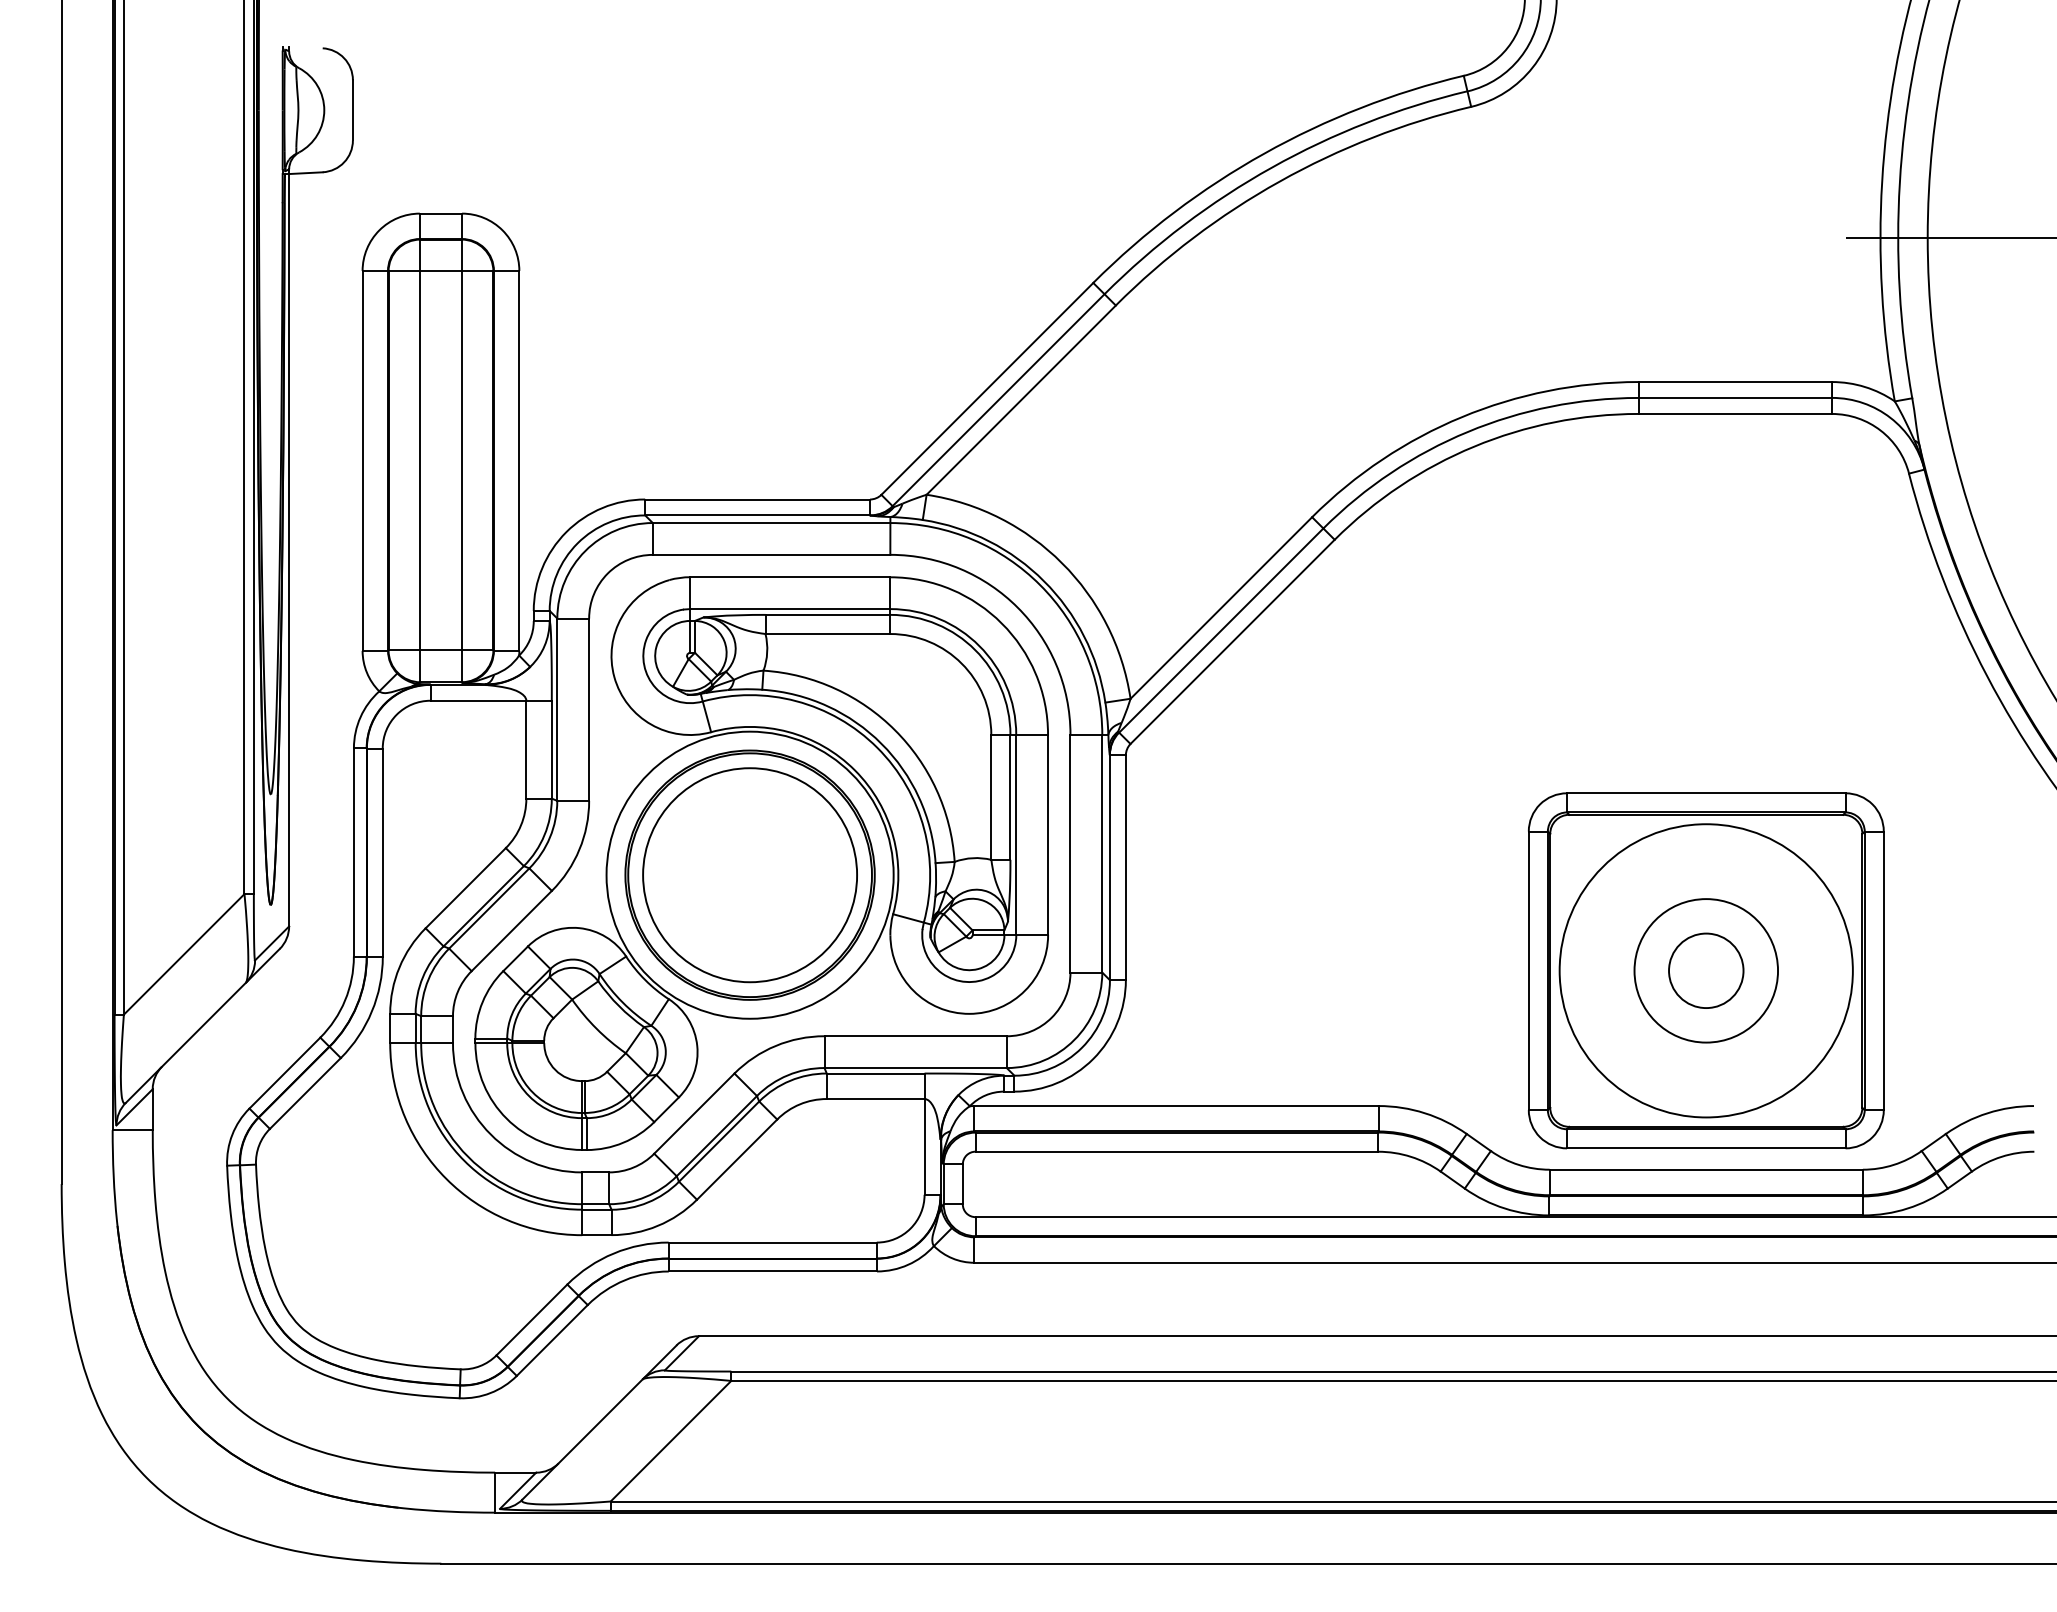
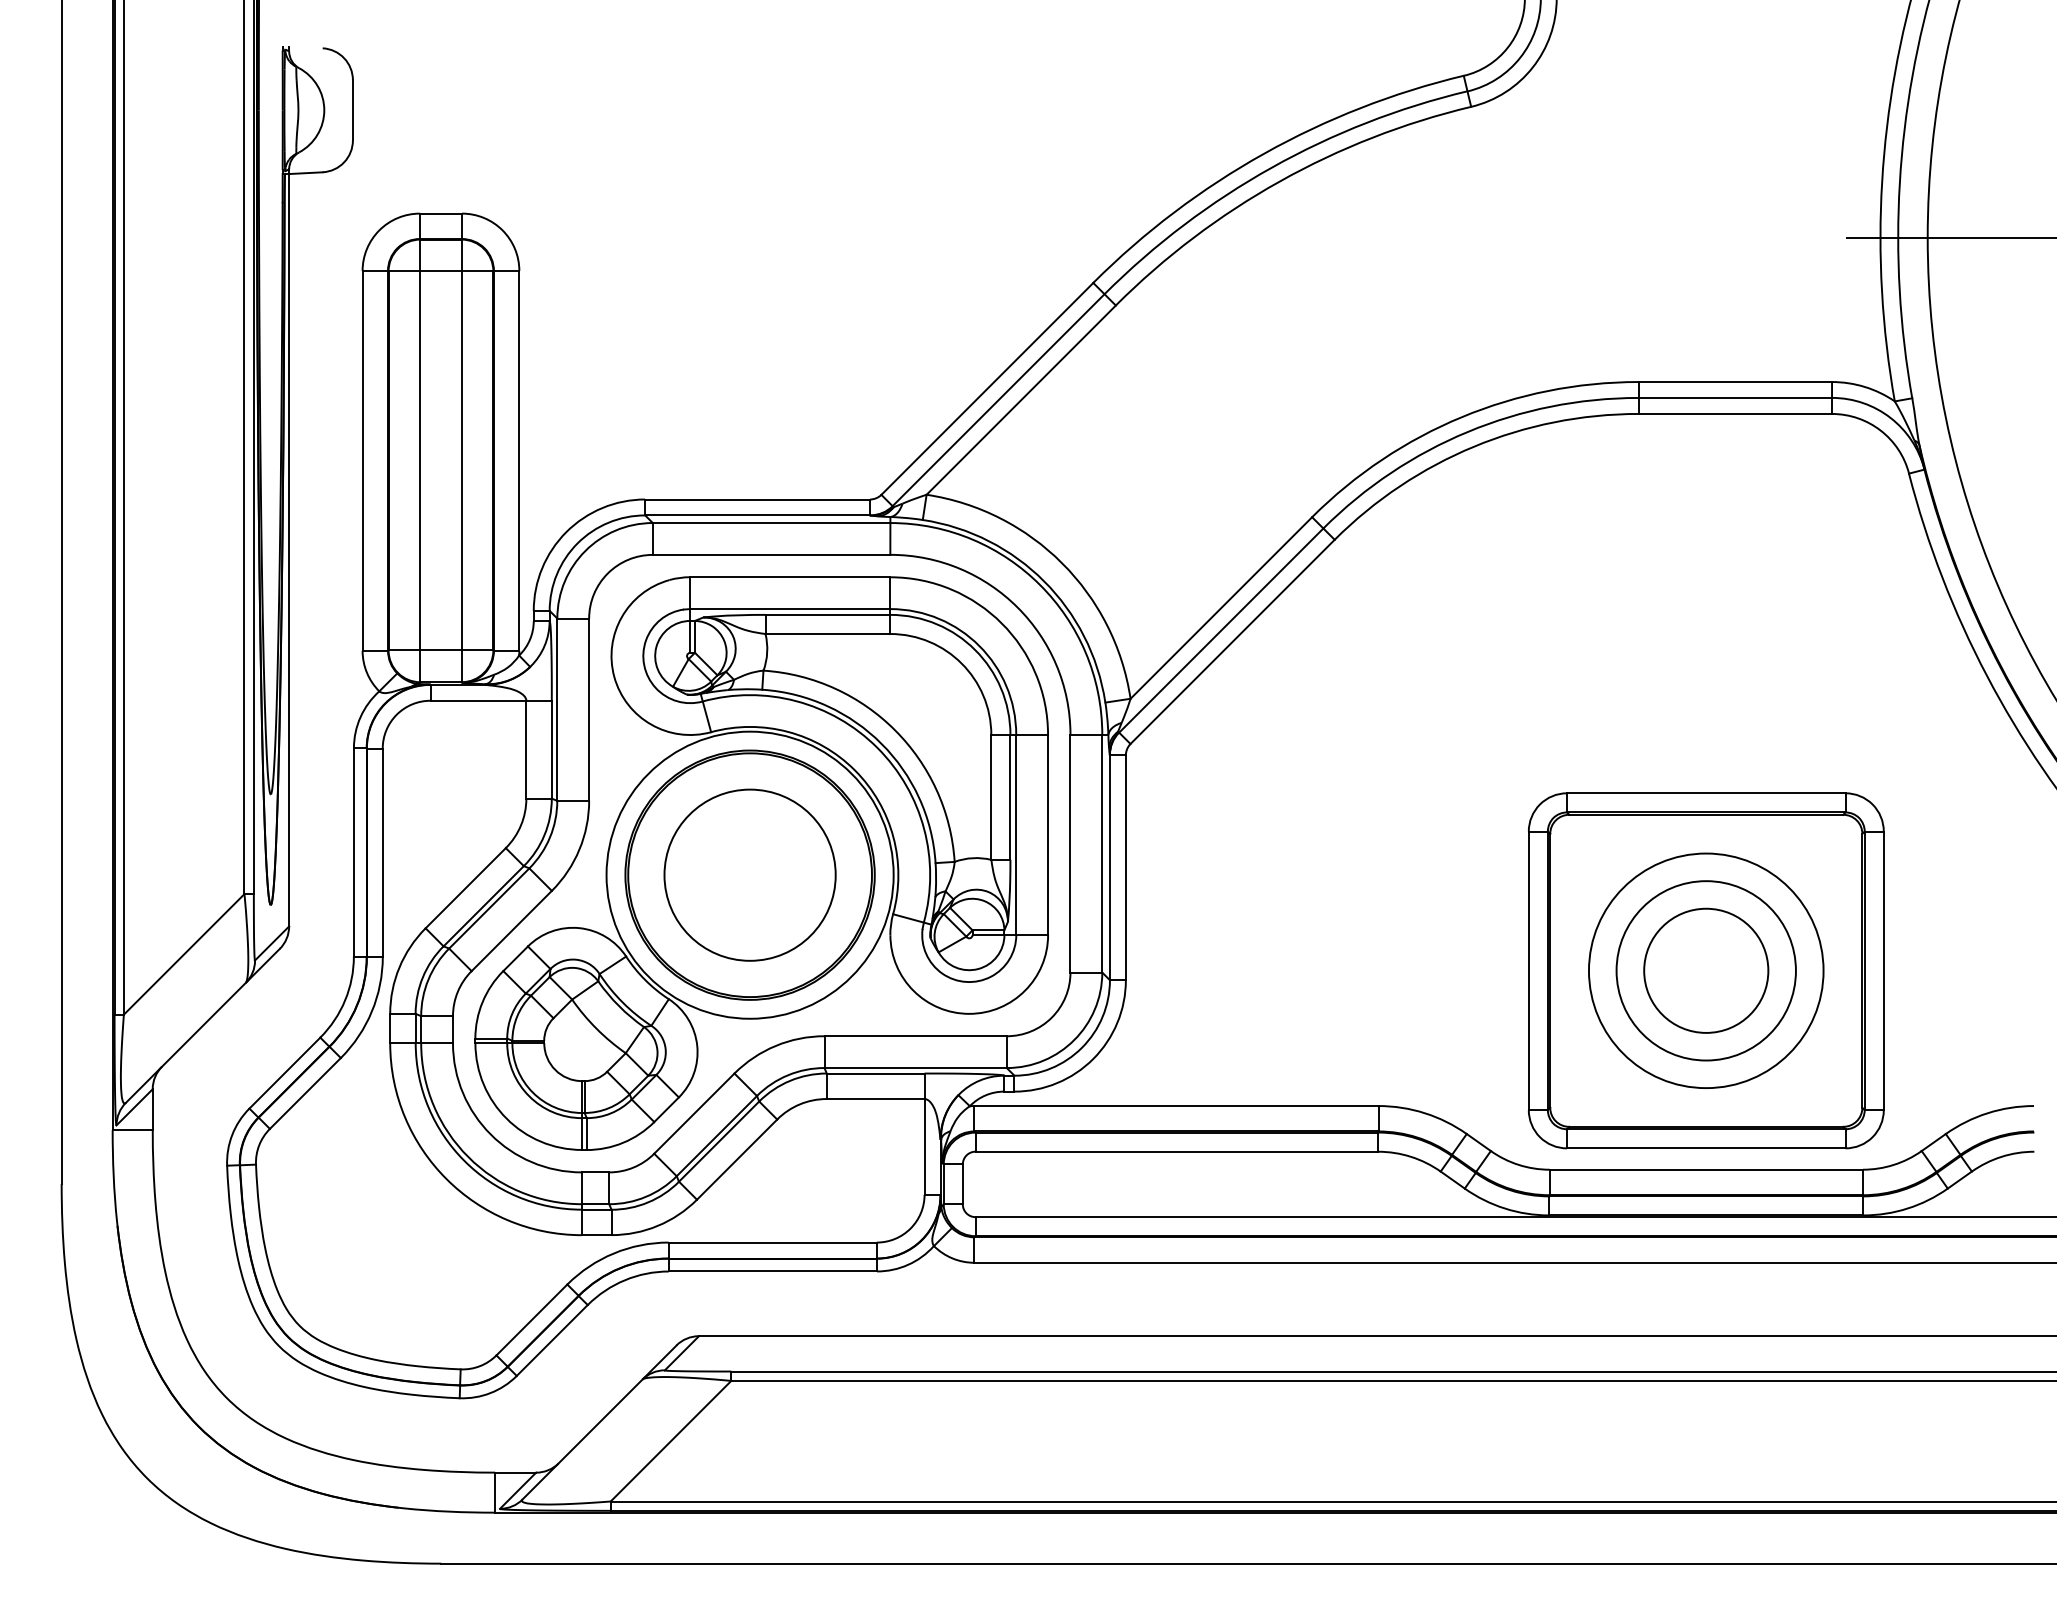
circle diameter: 214 px -> 171 px (749, 874)
circle diameter: 293 px -> 235 px (1705, 970)
circle diameter: 144 px -> 179 px (1705, 970)
circle diameter: 75 px -> 124 px (1706, 970)
